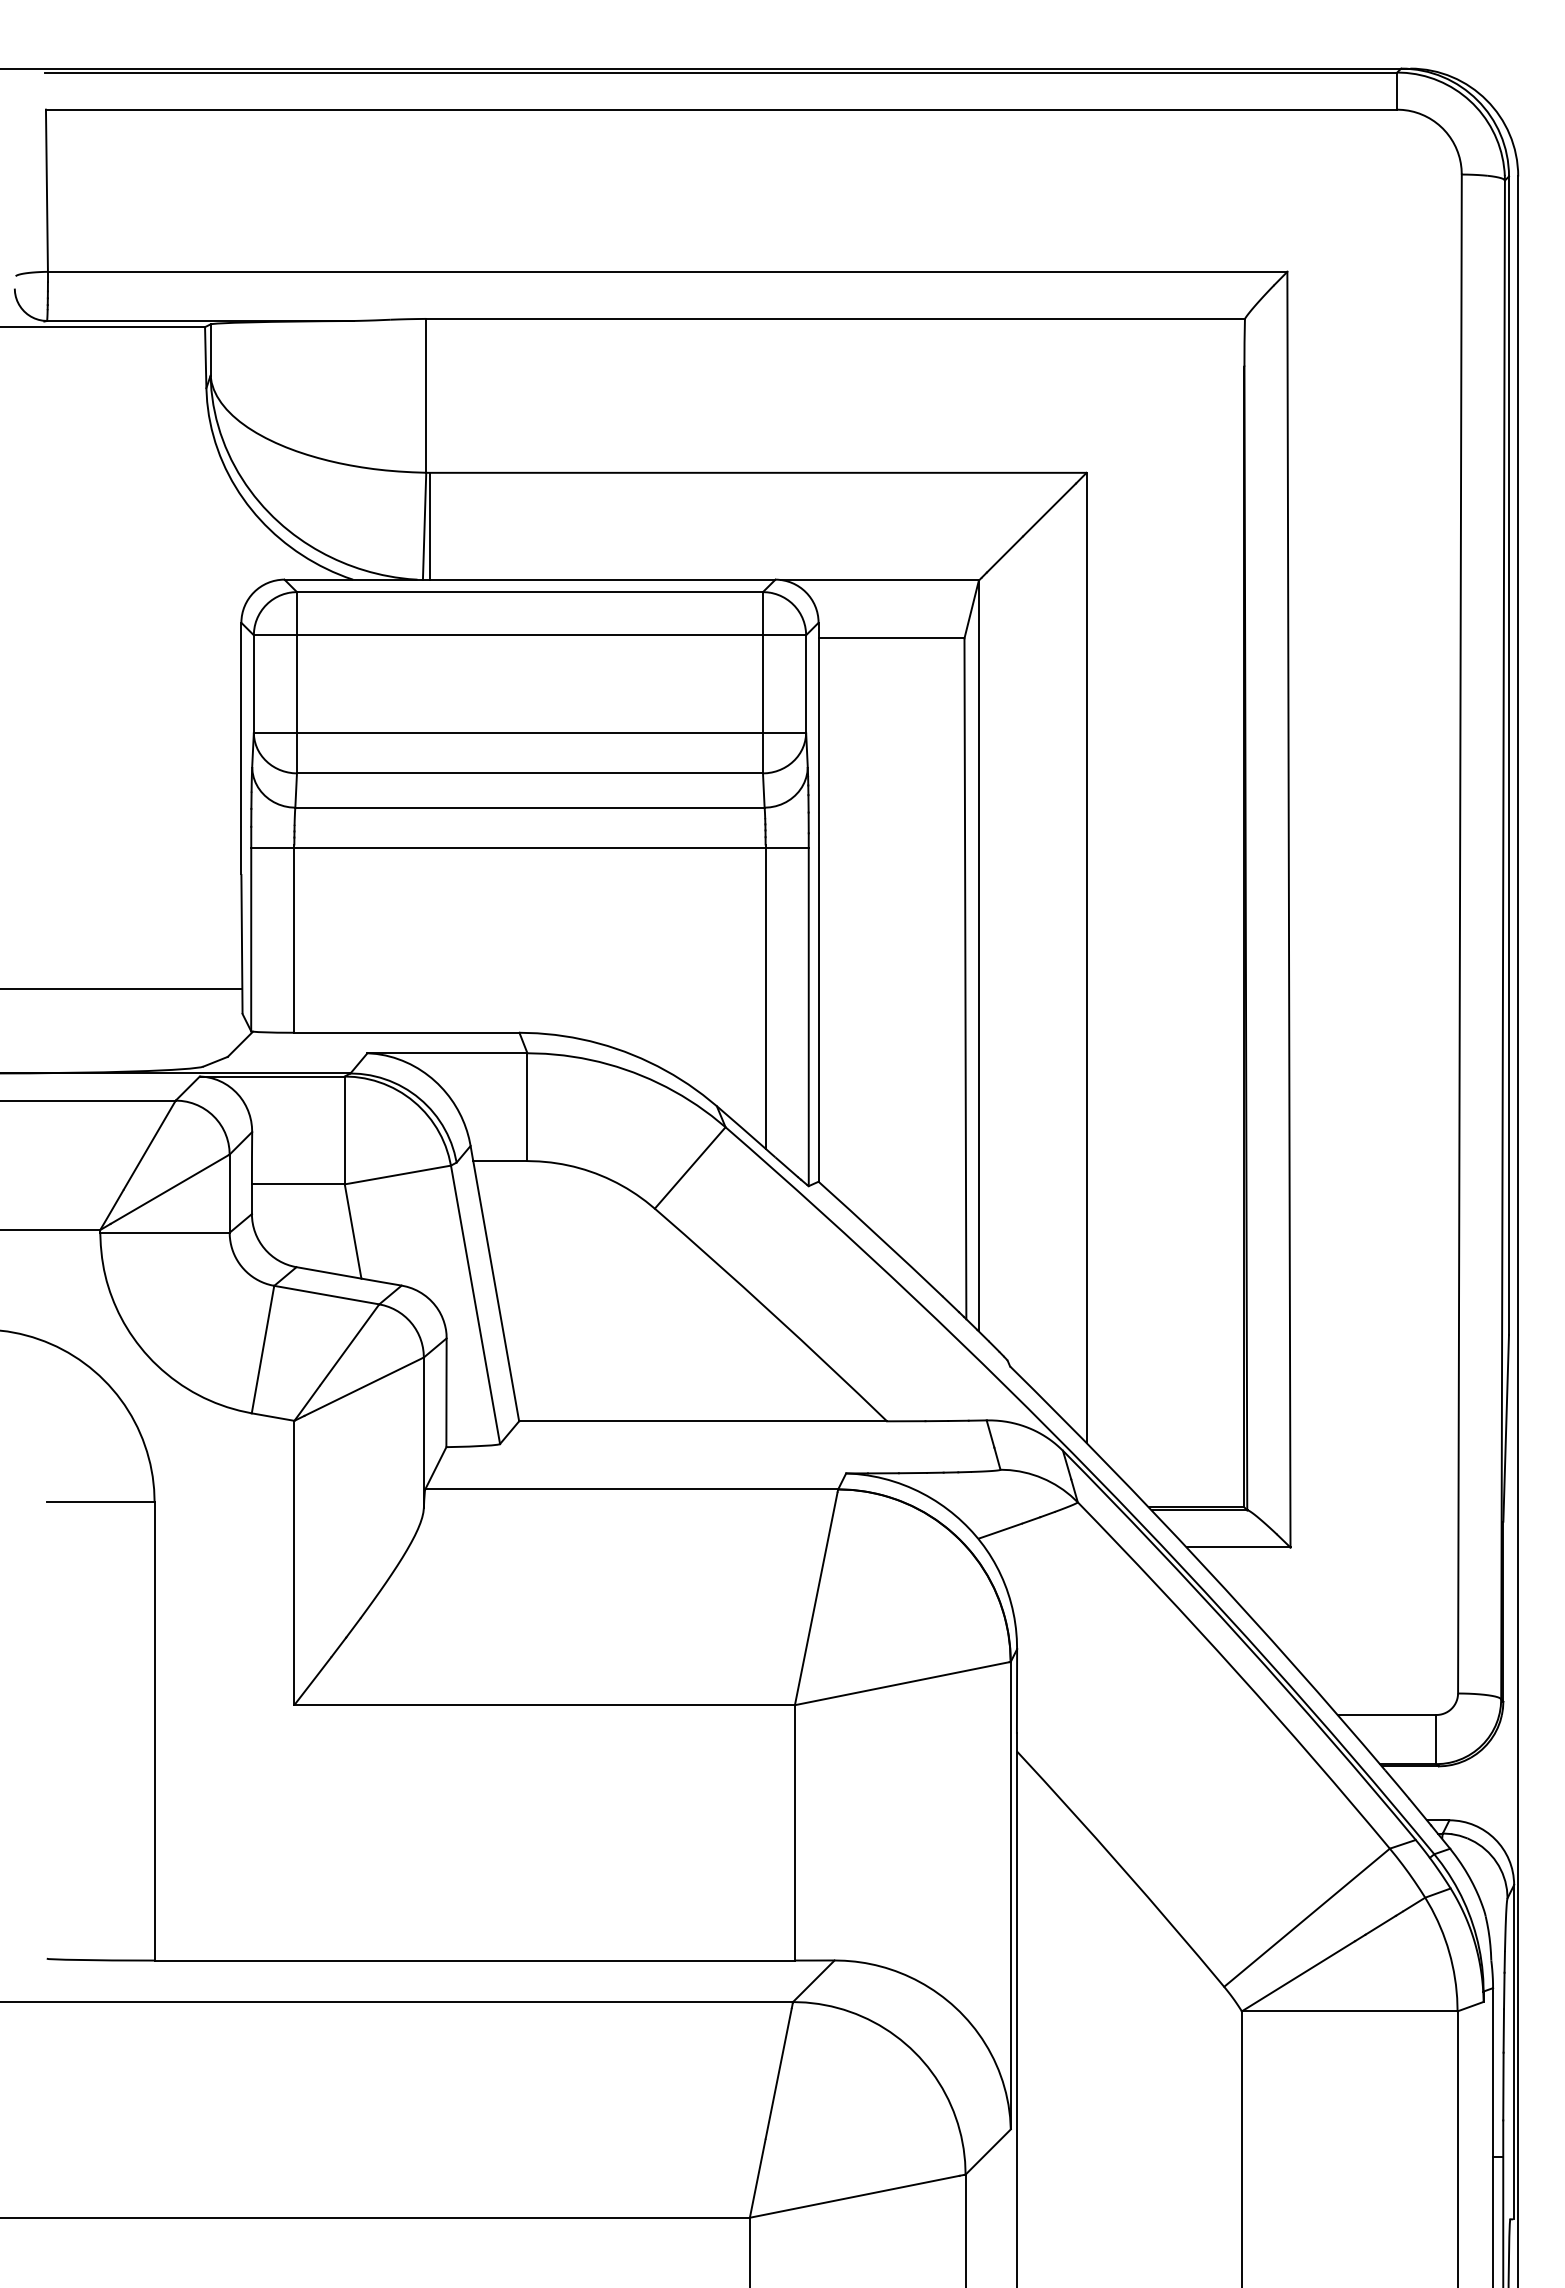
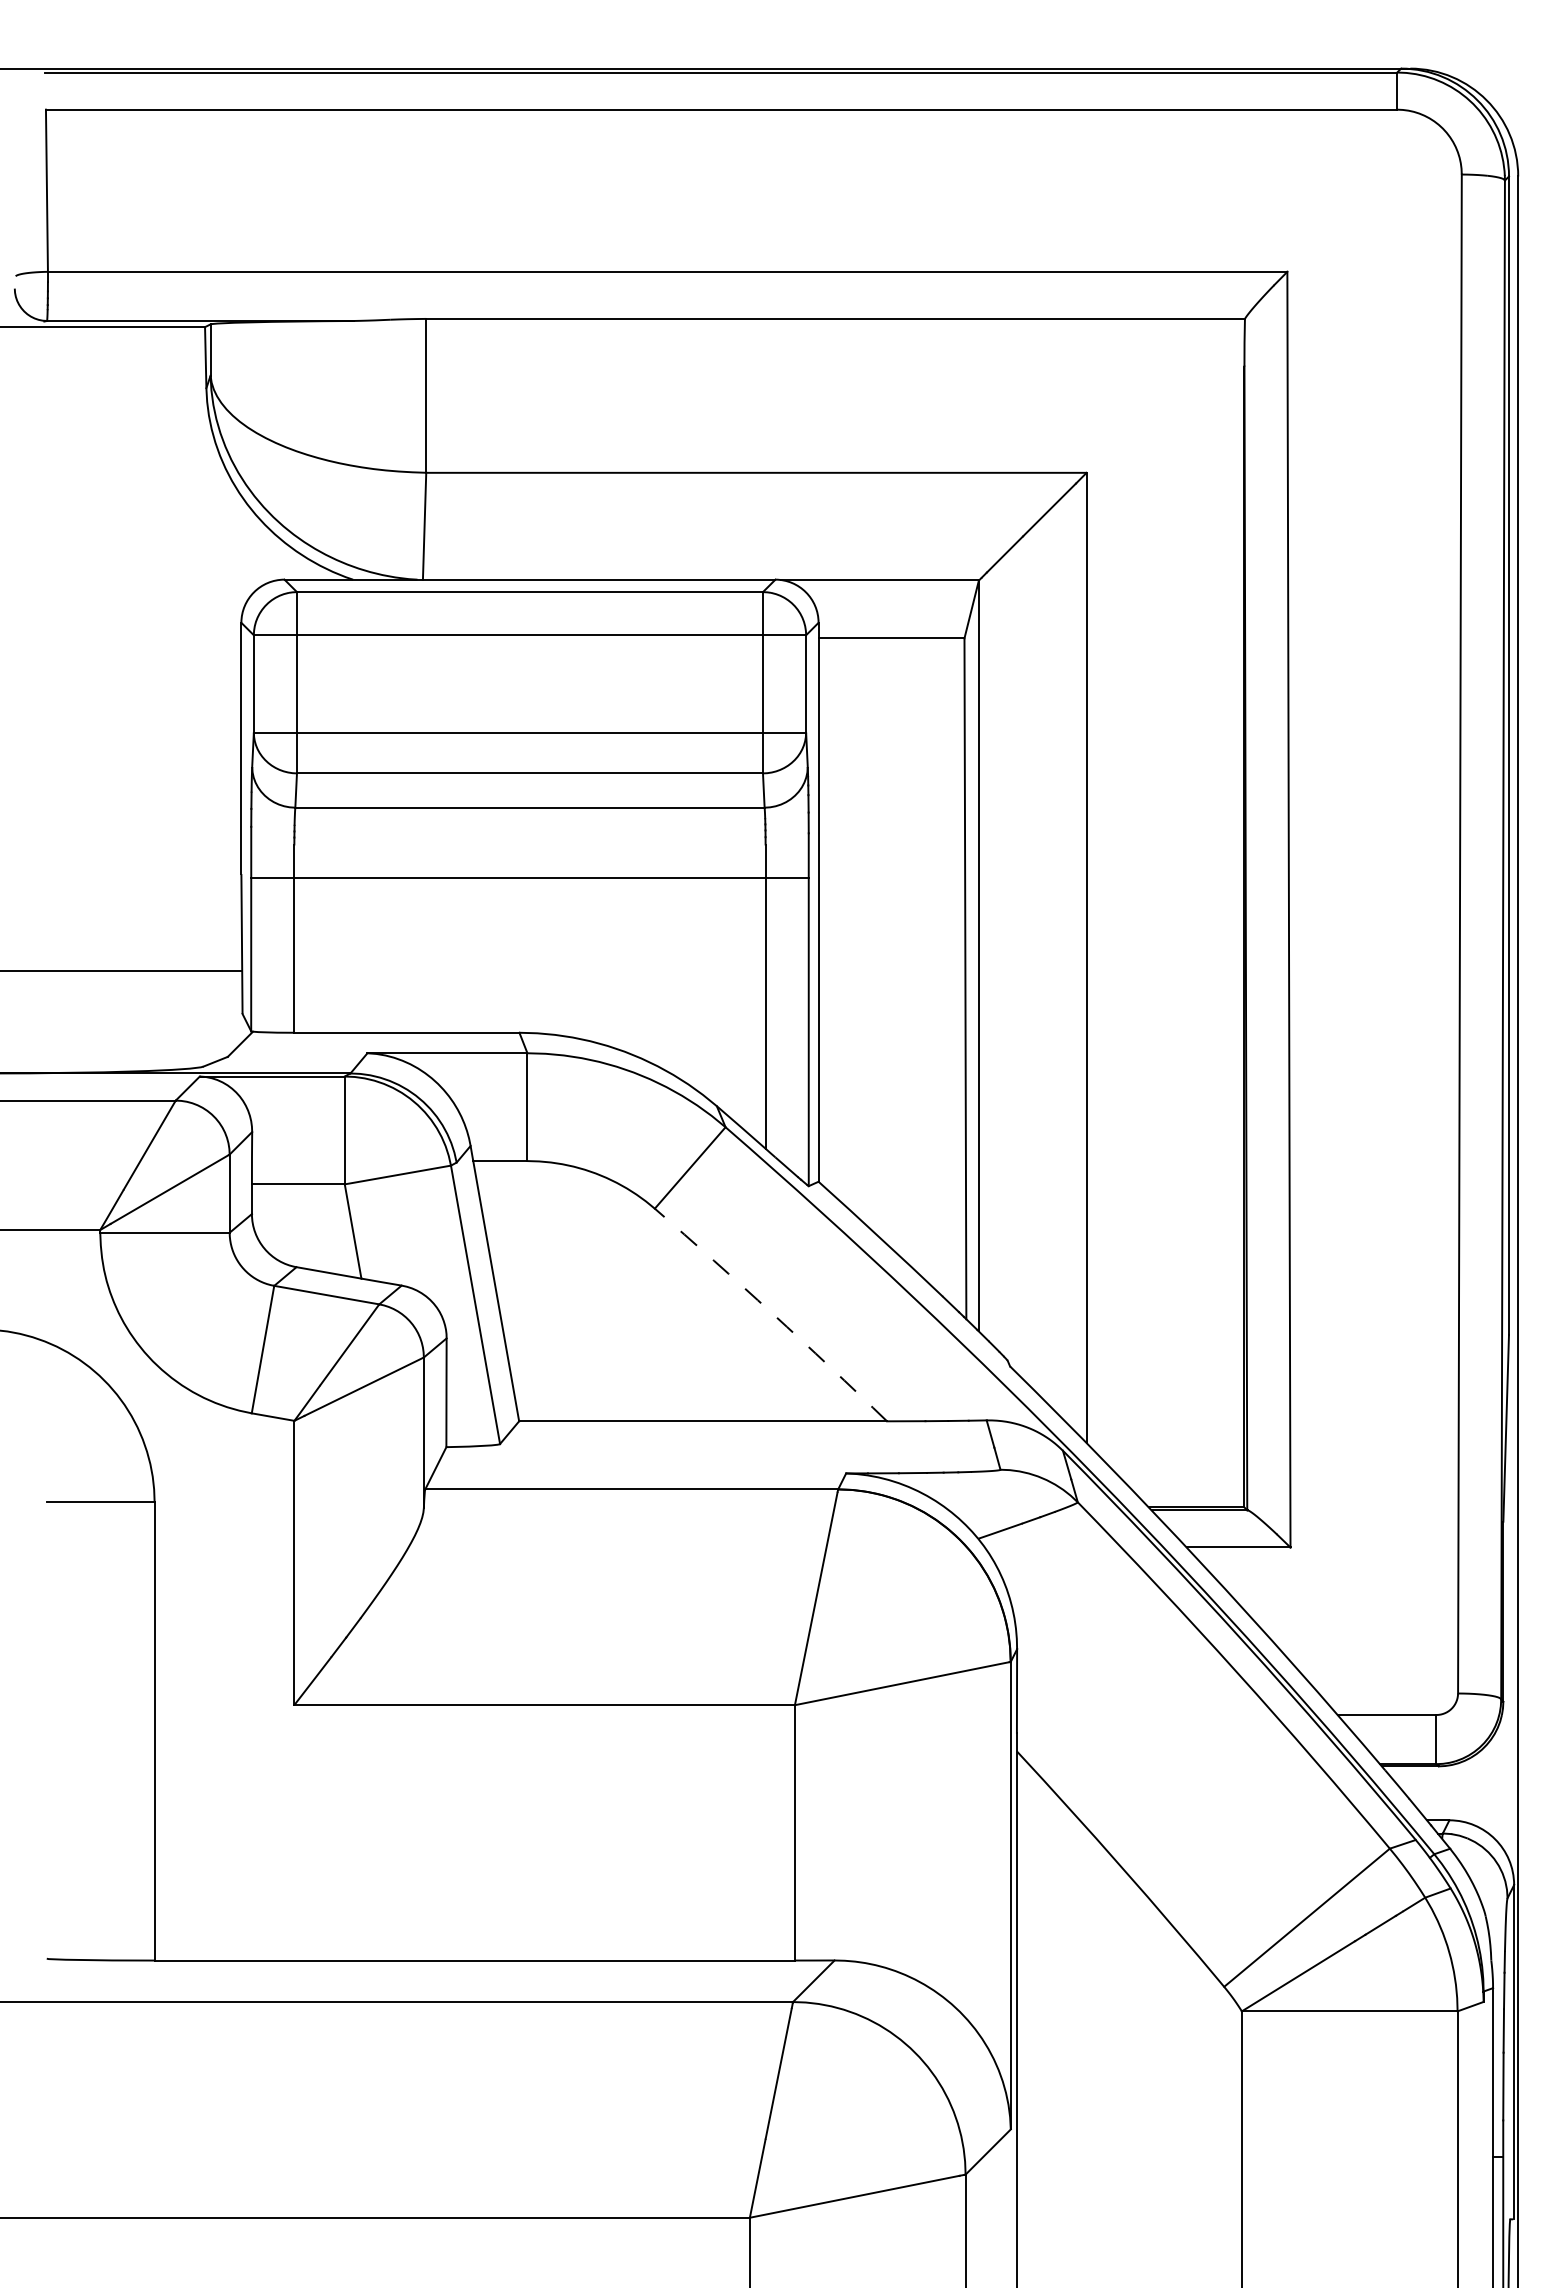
line: present -> none (429, 525)
line position: (529, 848) -> (529, 878) (529, 878)
line position: (122, 988) -> (122, 970) (122, 970)
arc: solid -> dashed (772, 1313)
